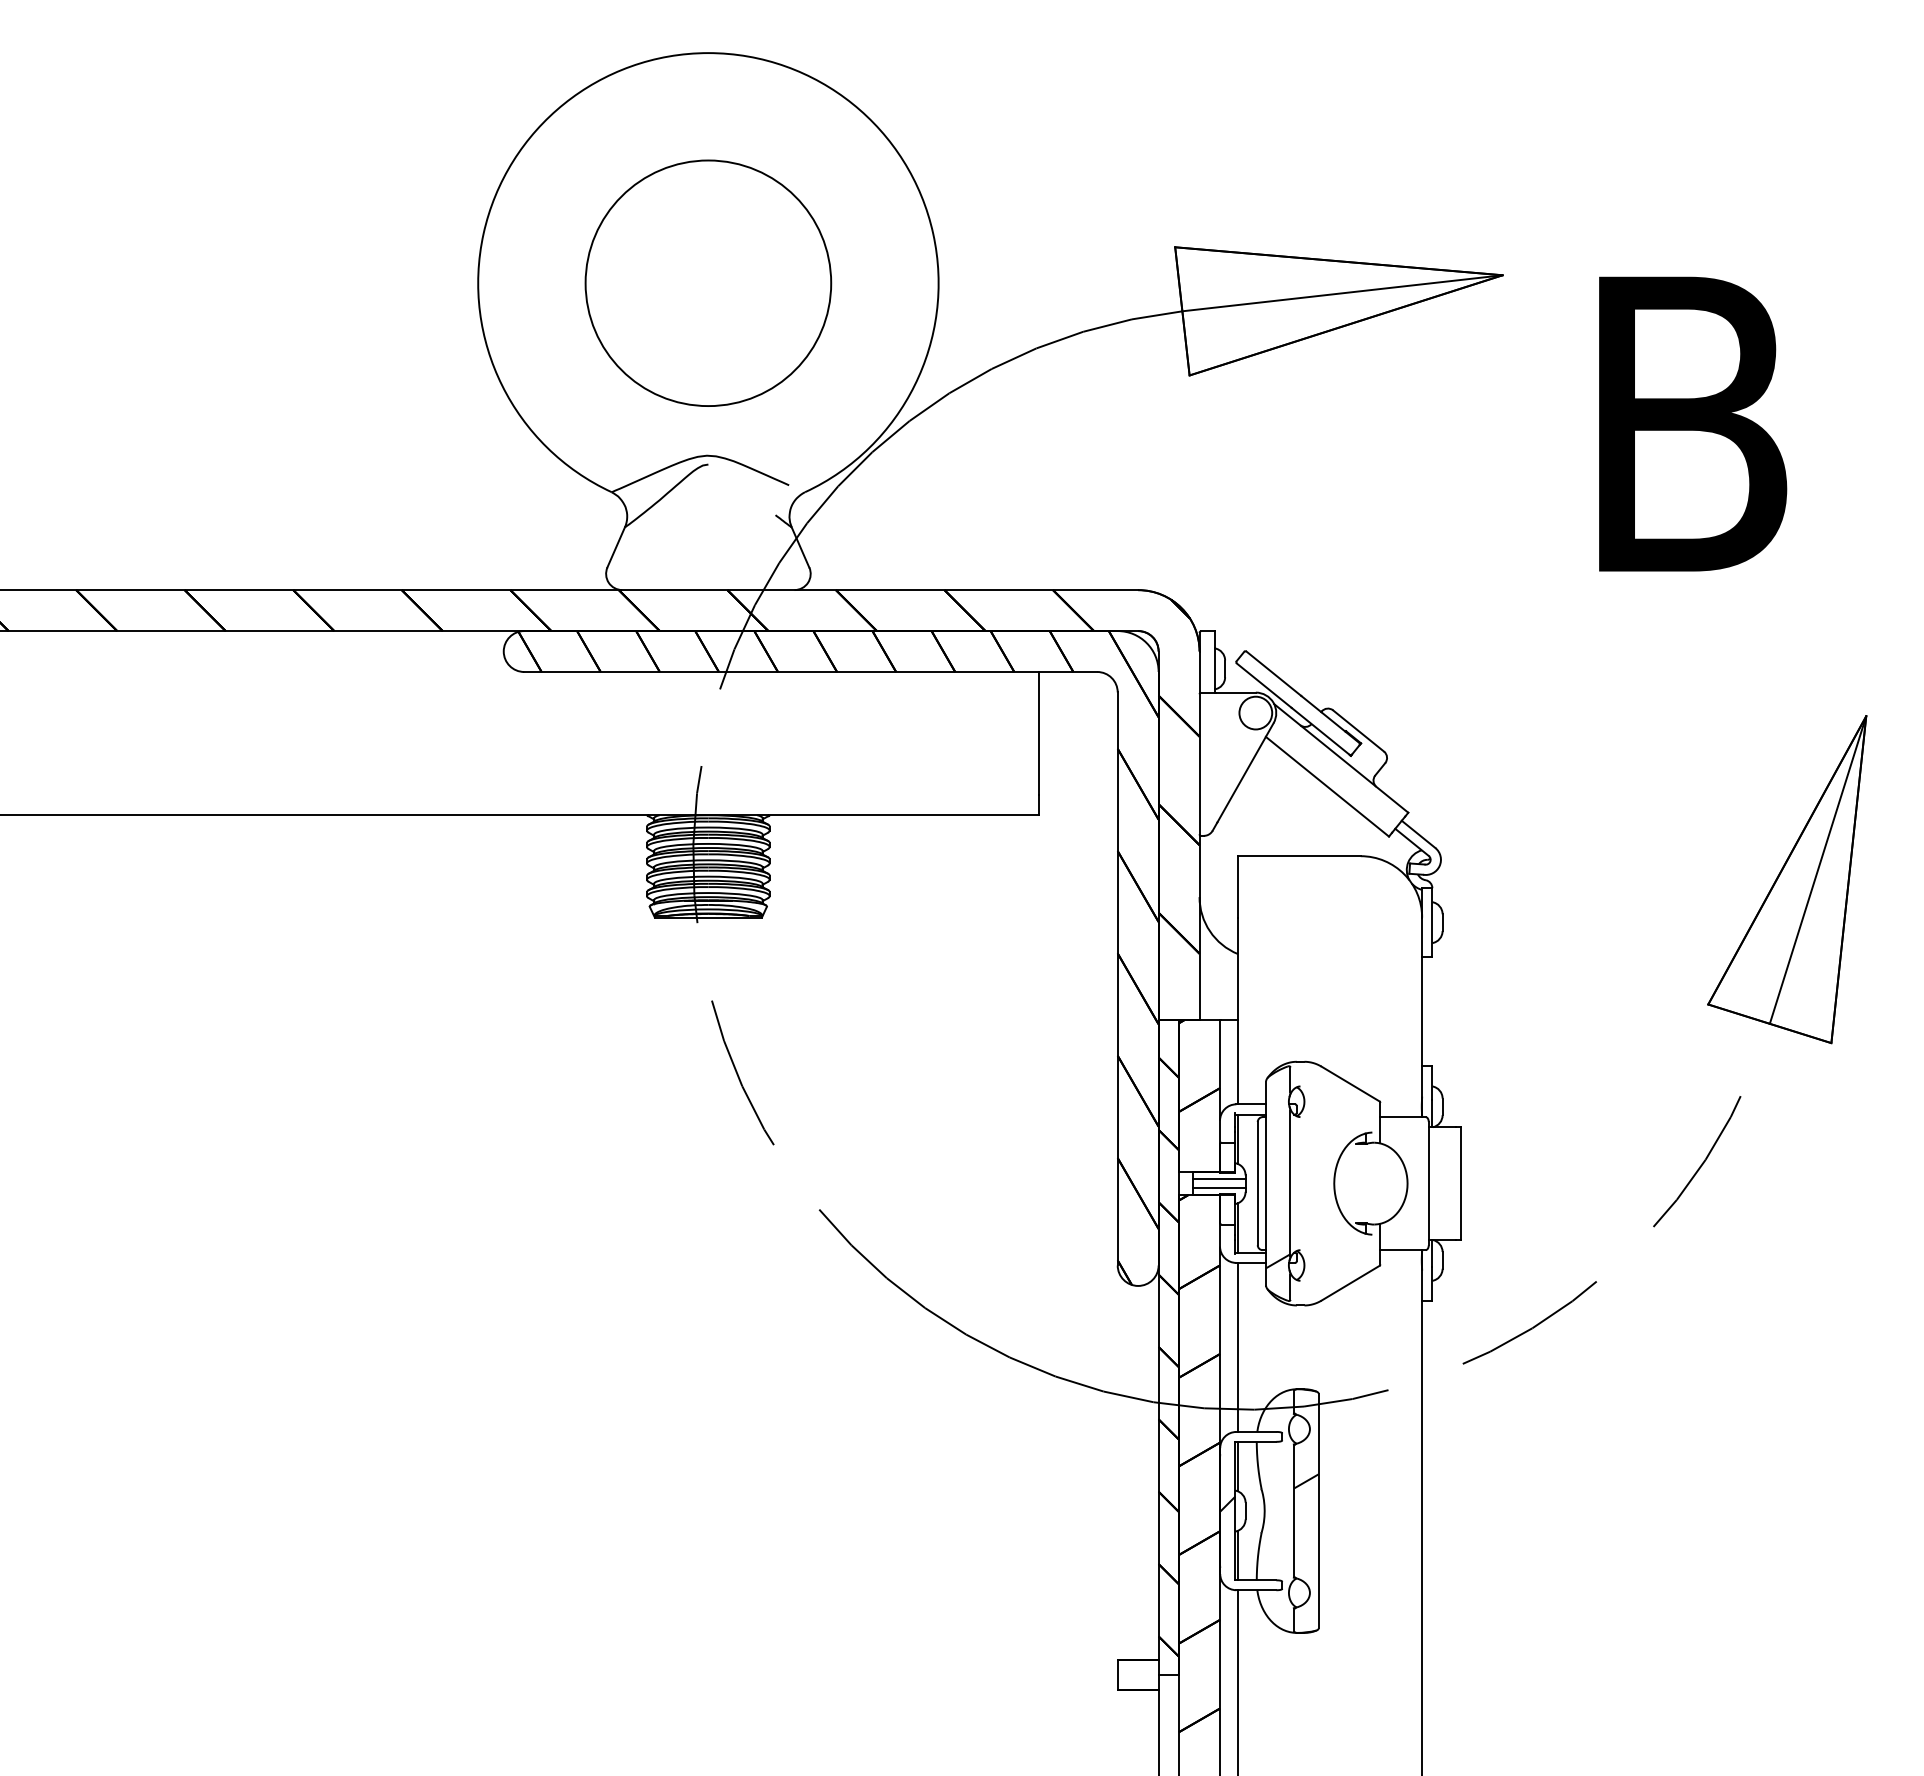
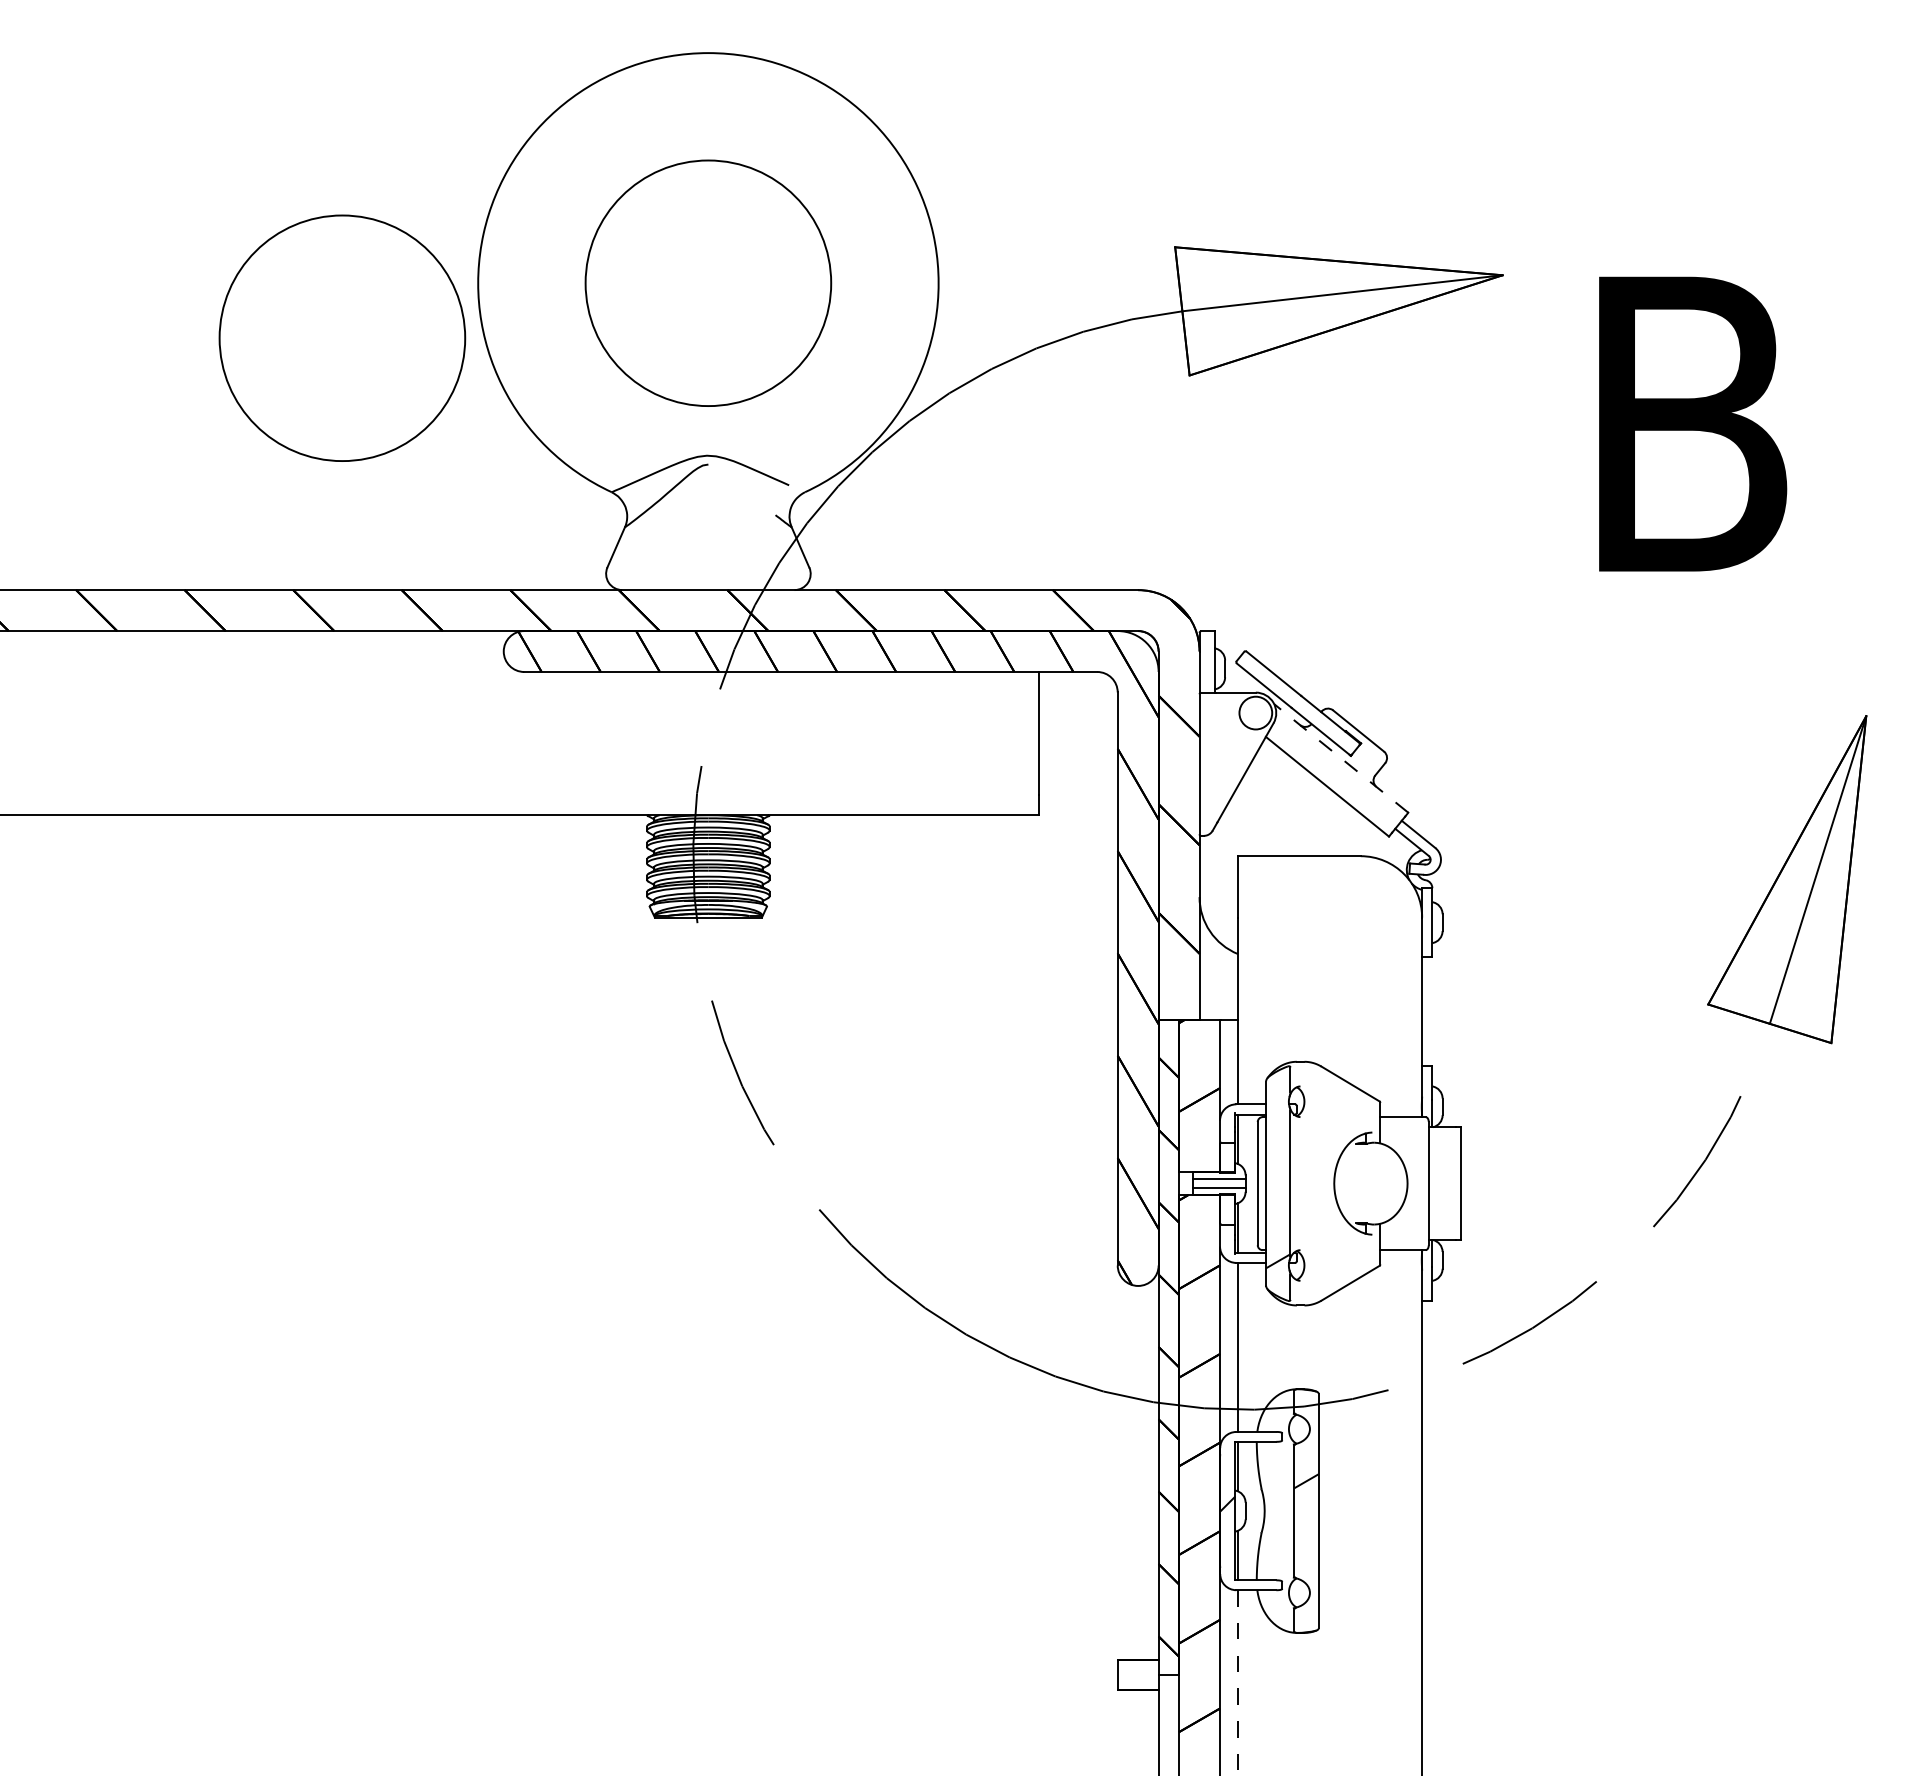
circle: none -> present (342, 337)
line: solid -> dashed (1340, 758)
line: solid -> dashed (1237, 1683)
